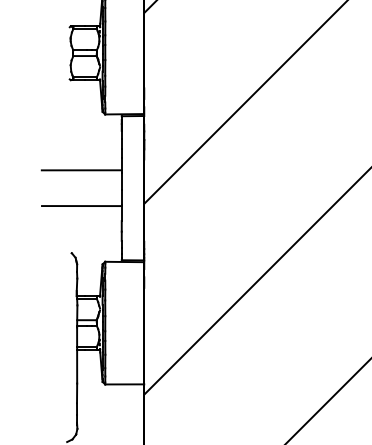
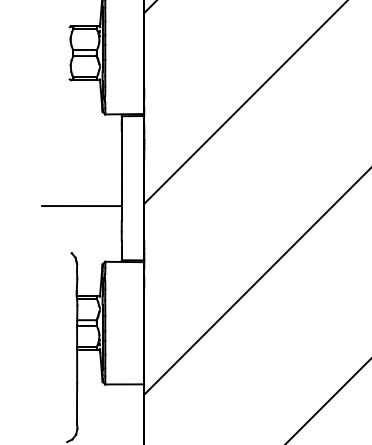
line: present -> none (81, 170)
